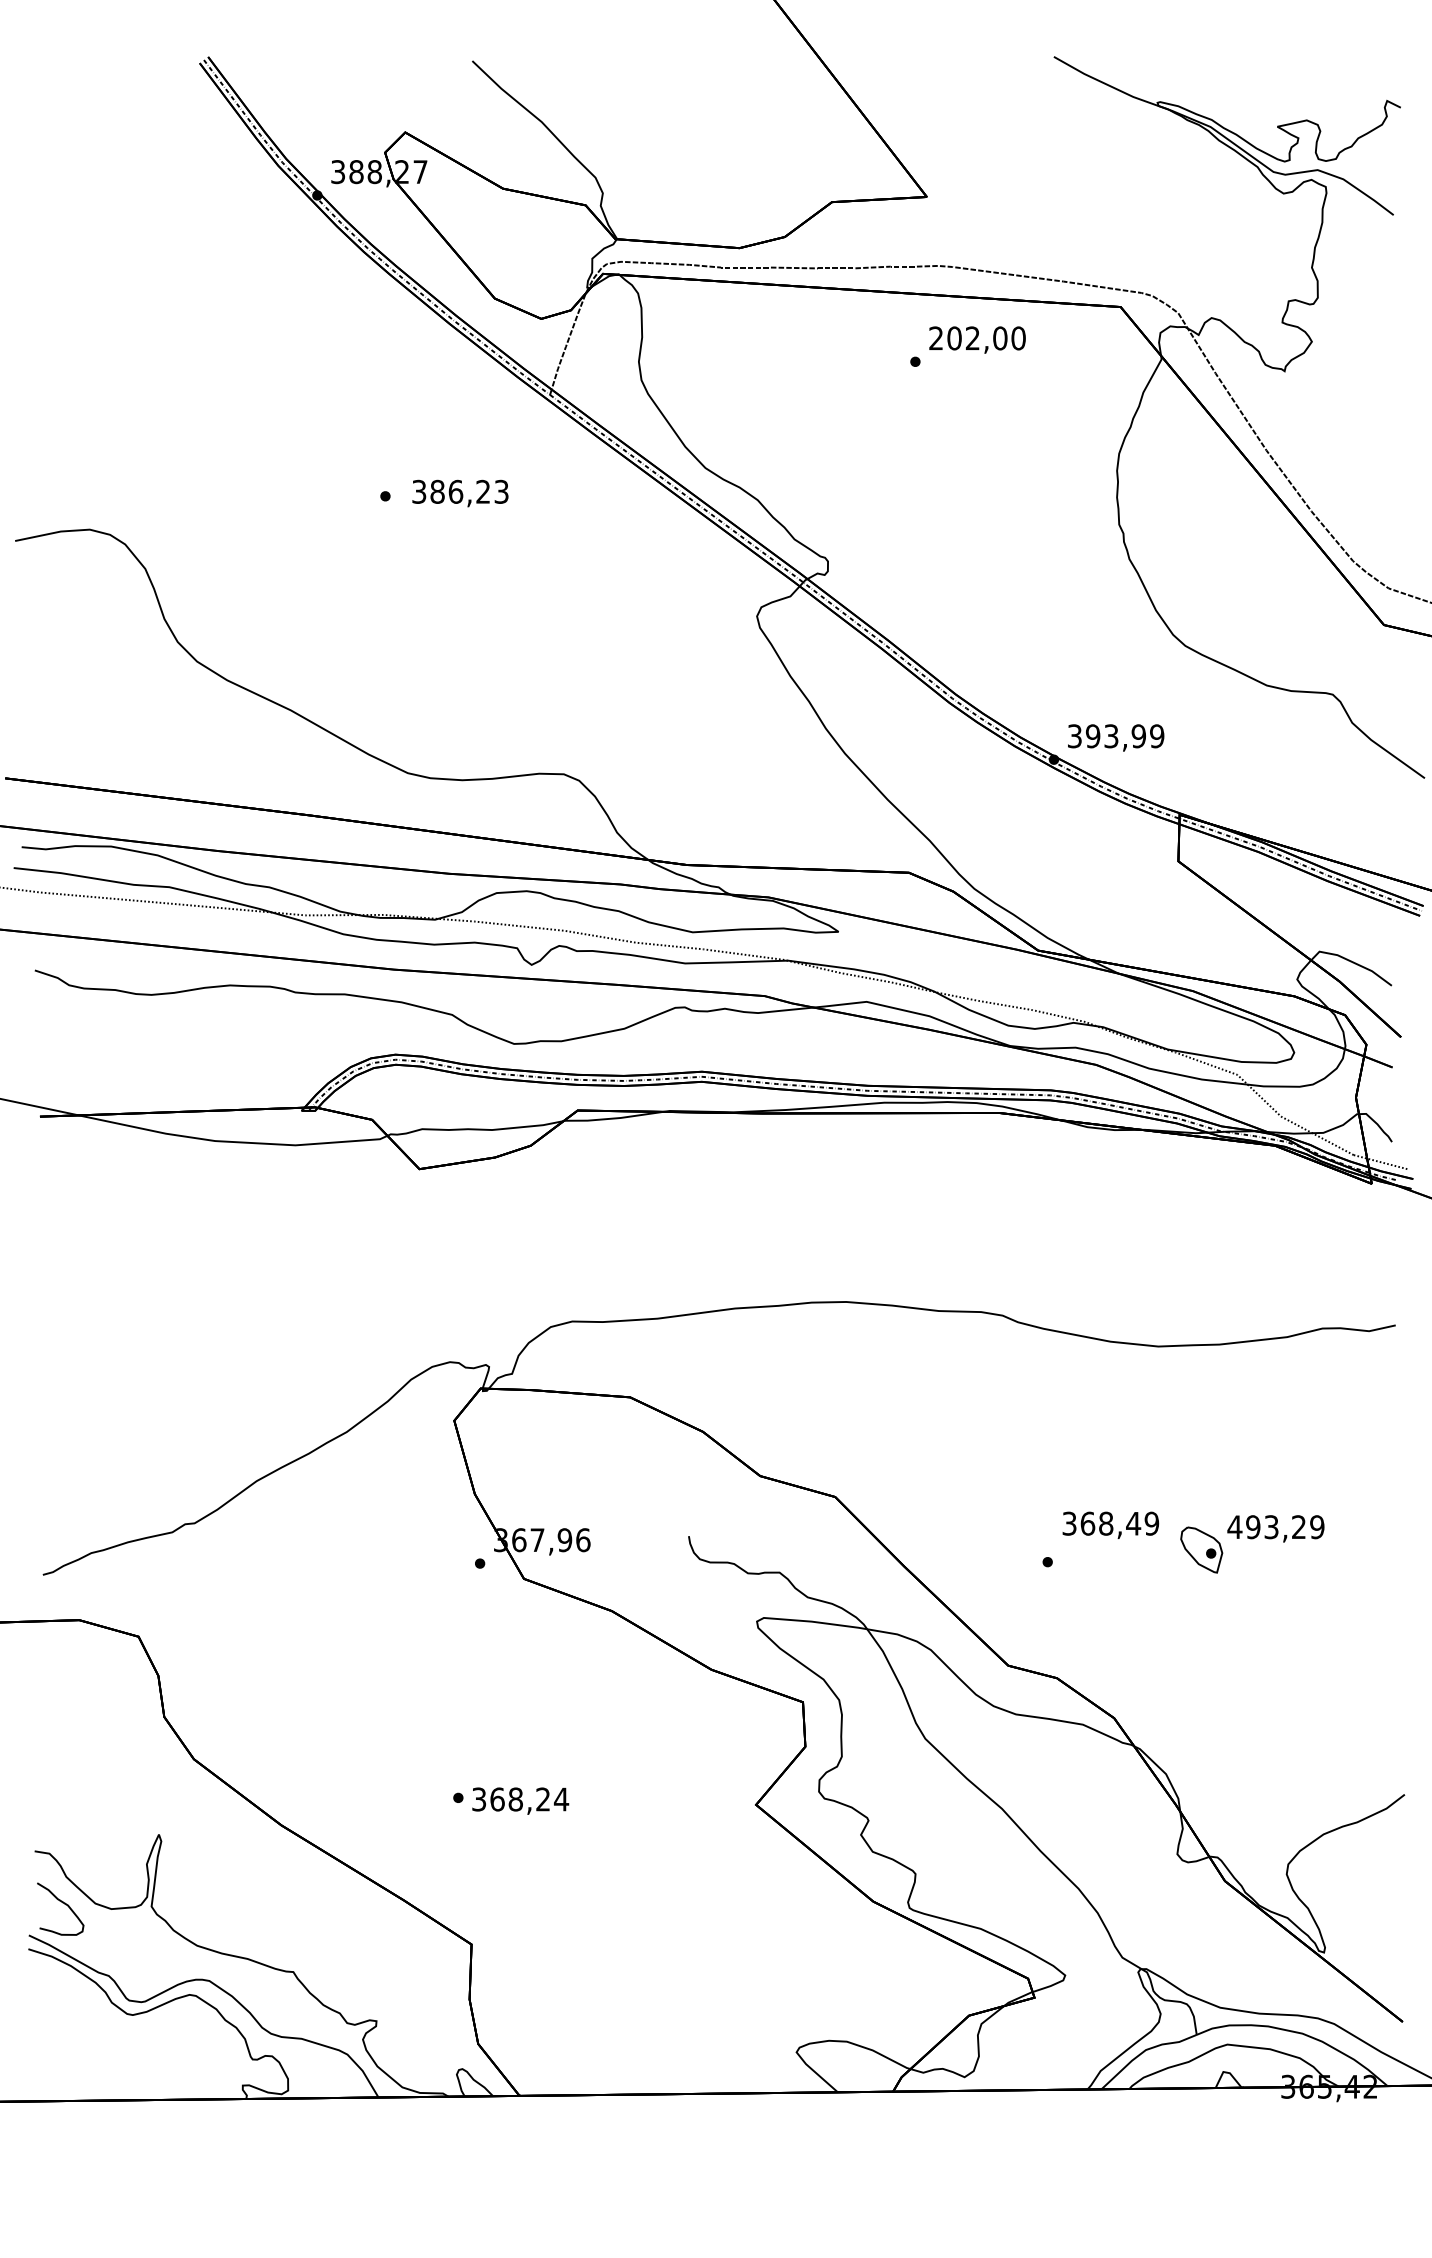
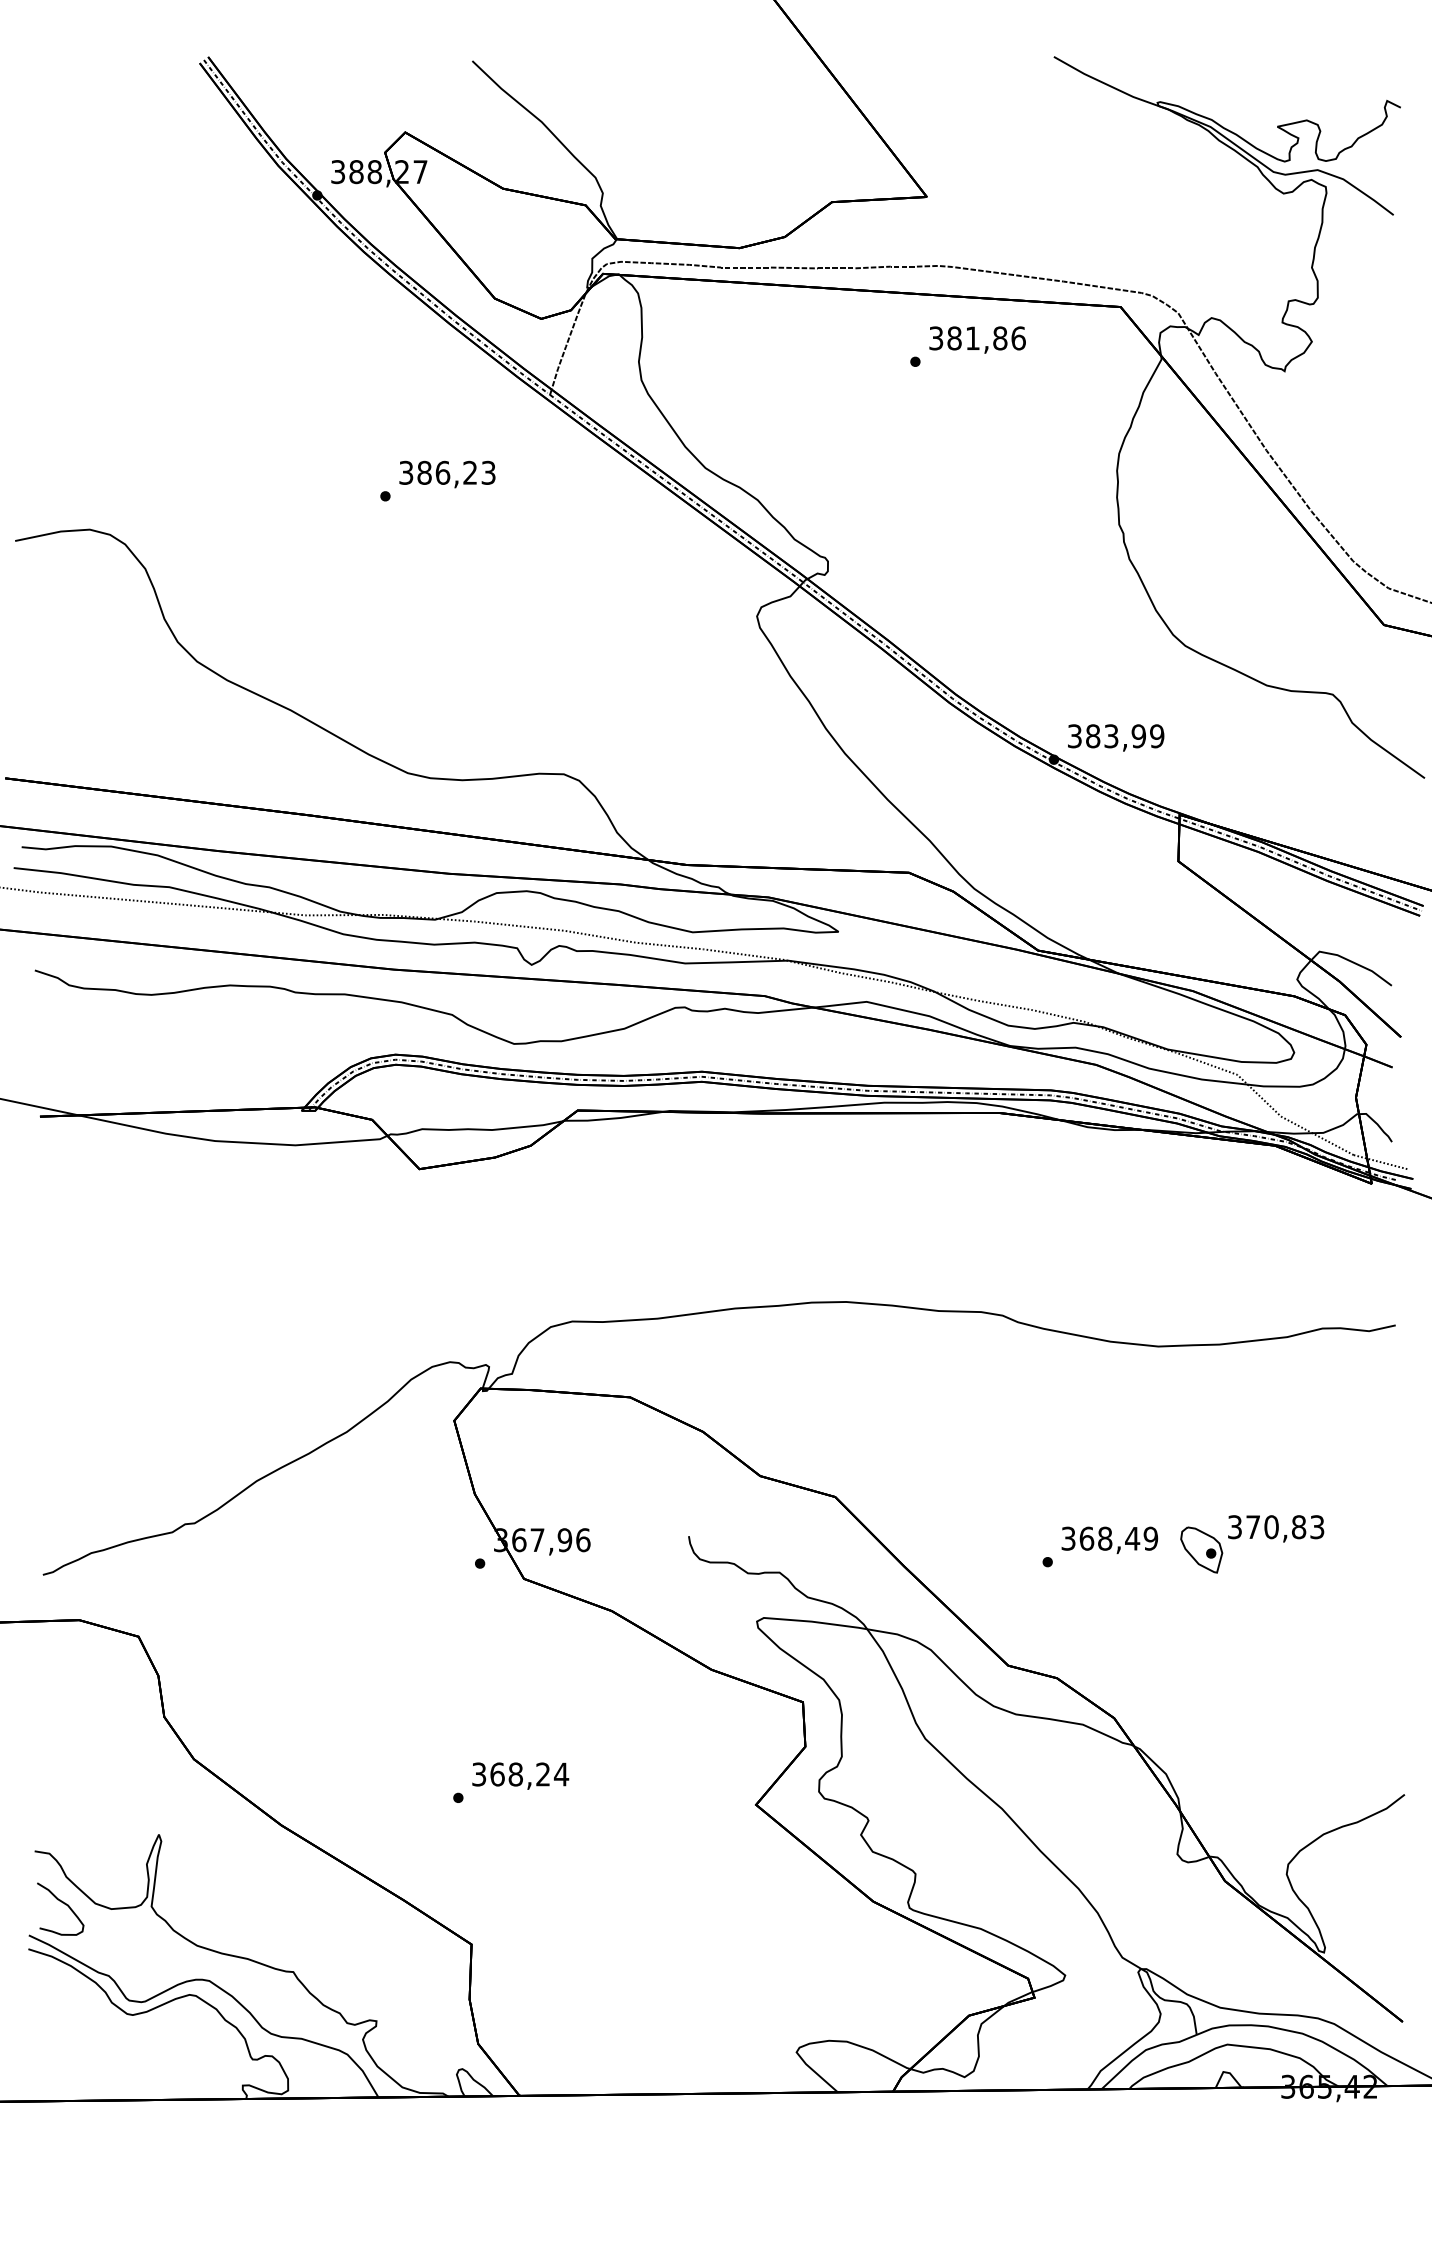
text: 202,00 -> 381,86 (977, 338)
text position: (460, 493) -> (447, 474) (447, 474)
text: 393,99 -> 383,99 (1092, 736)
text position: (1110, 1525) -> (1109, 1540) (1109, 1540)
text: 493,29 -> 370,83 (1275, 1527)
text position: (520, 1800) -> (520, 1775) (520, 1775)
